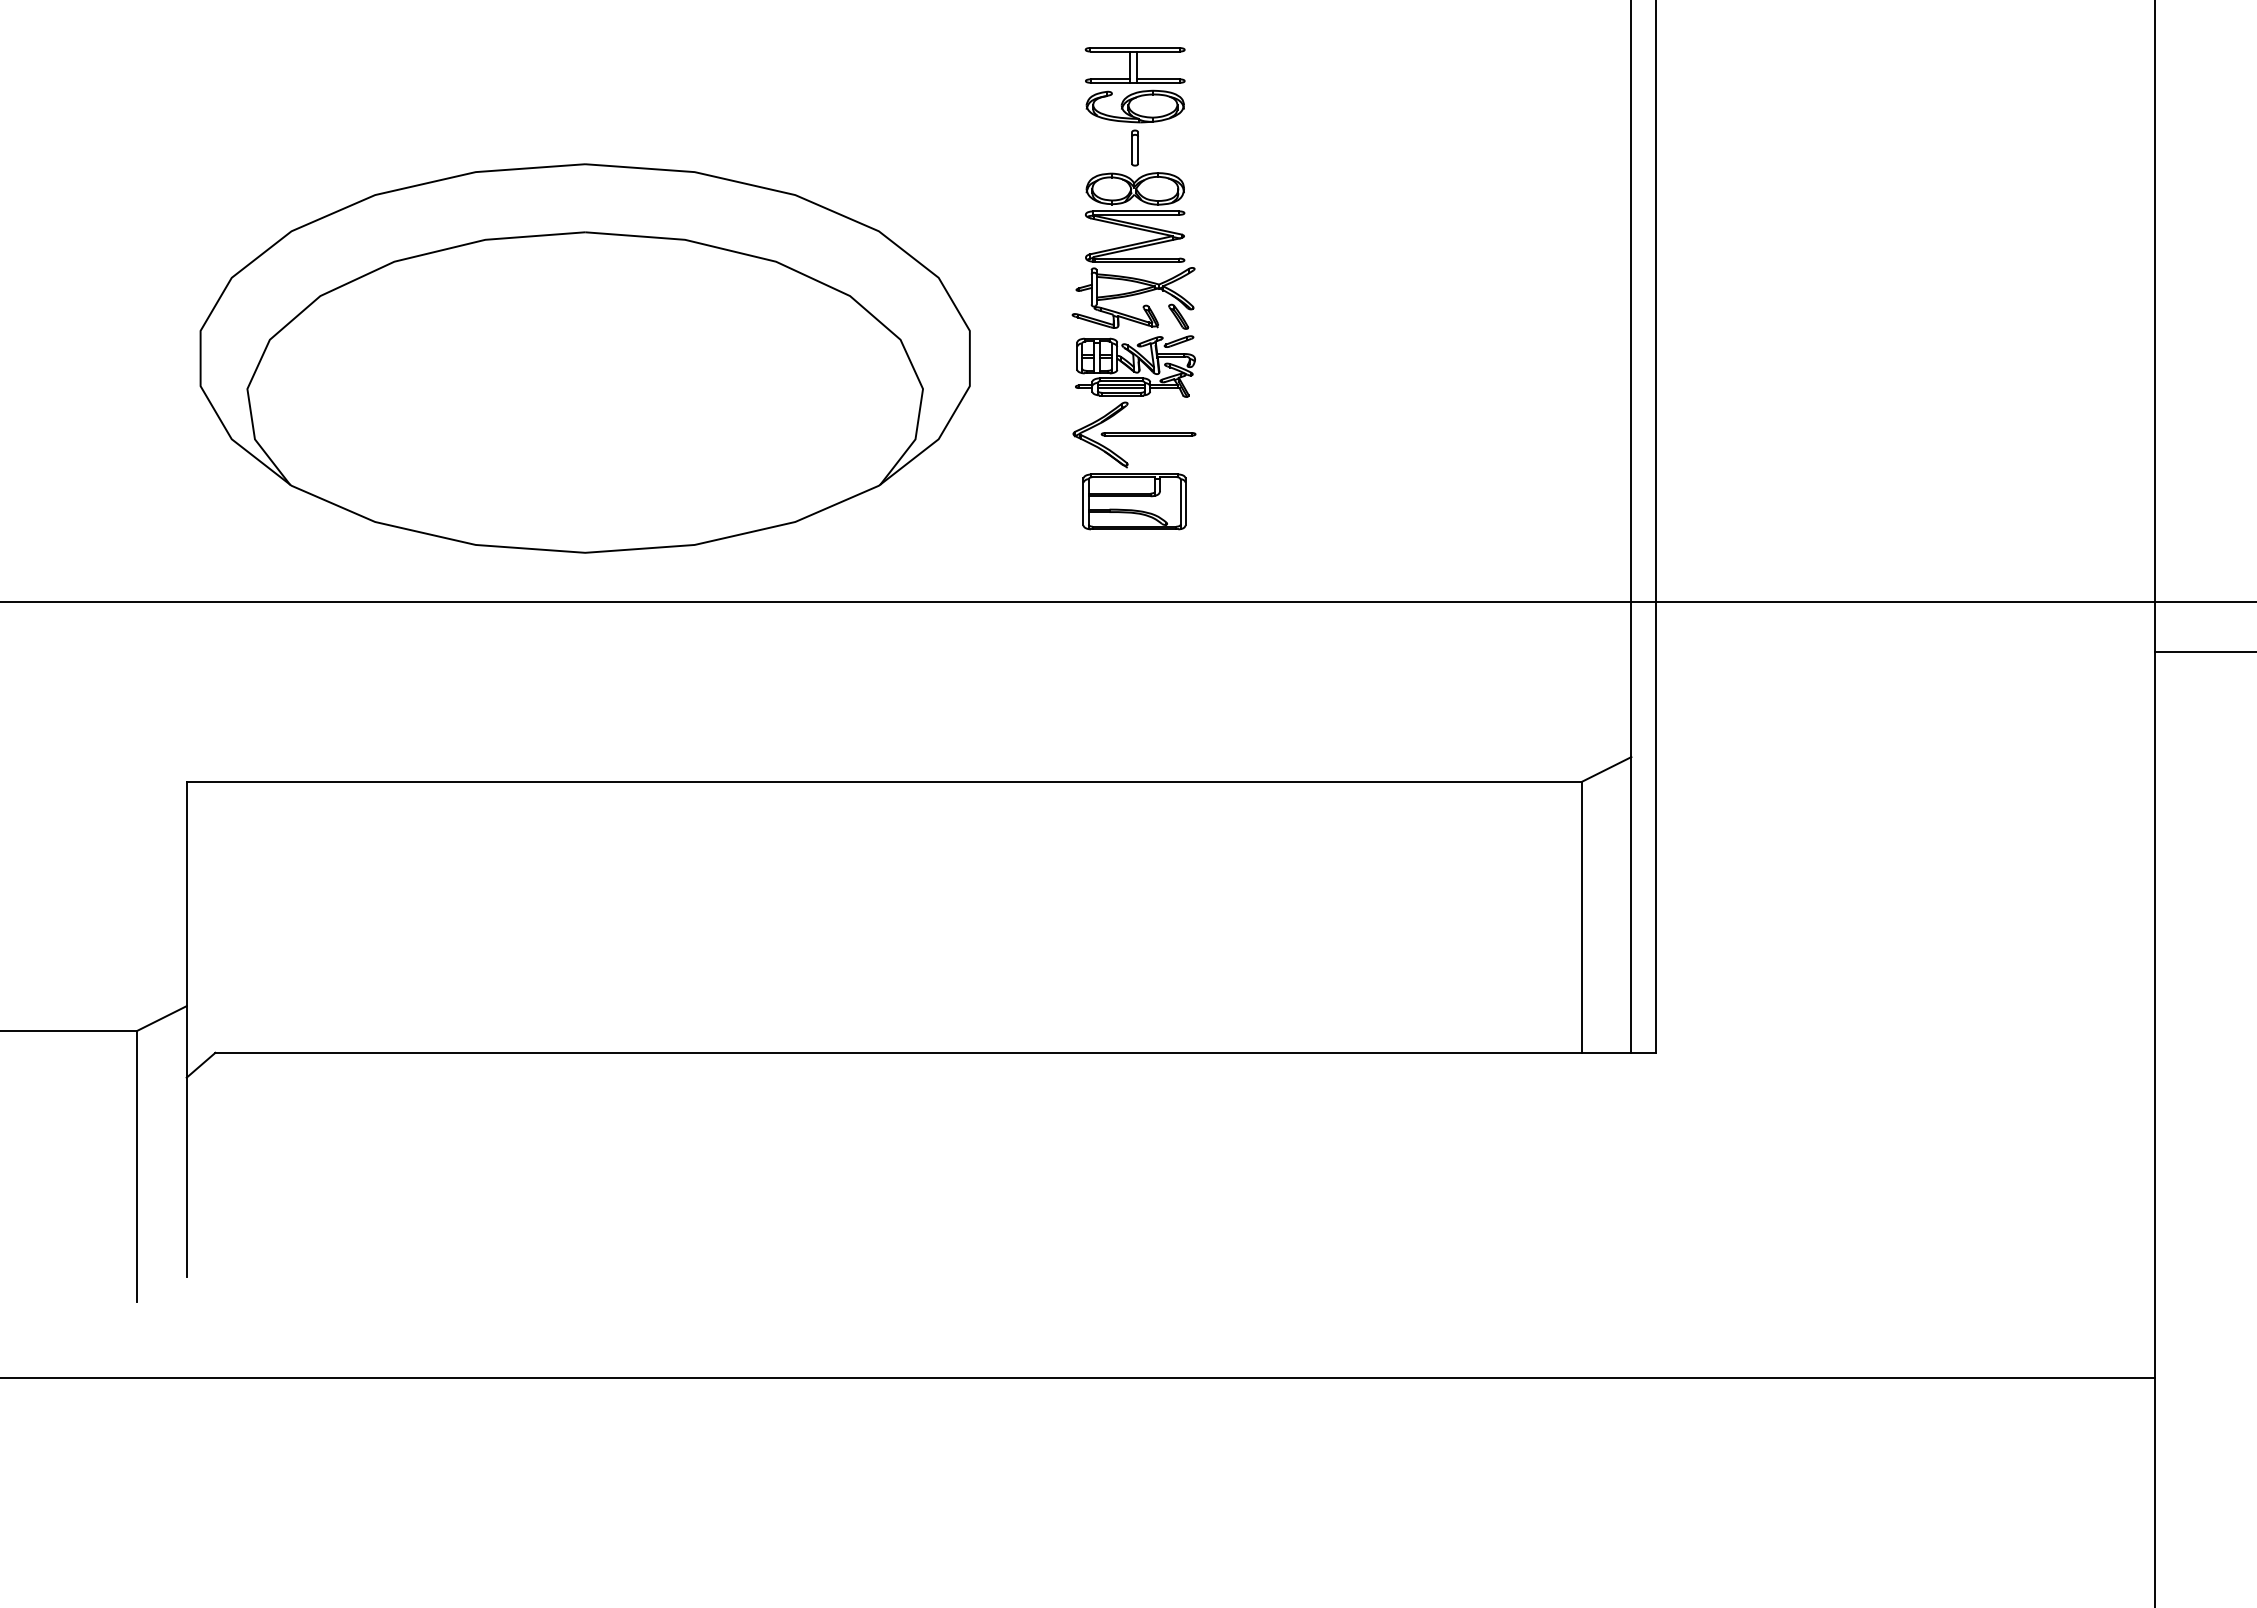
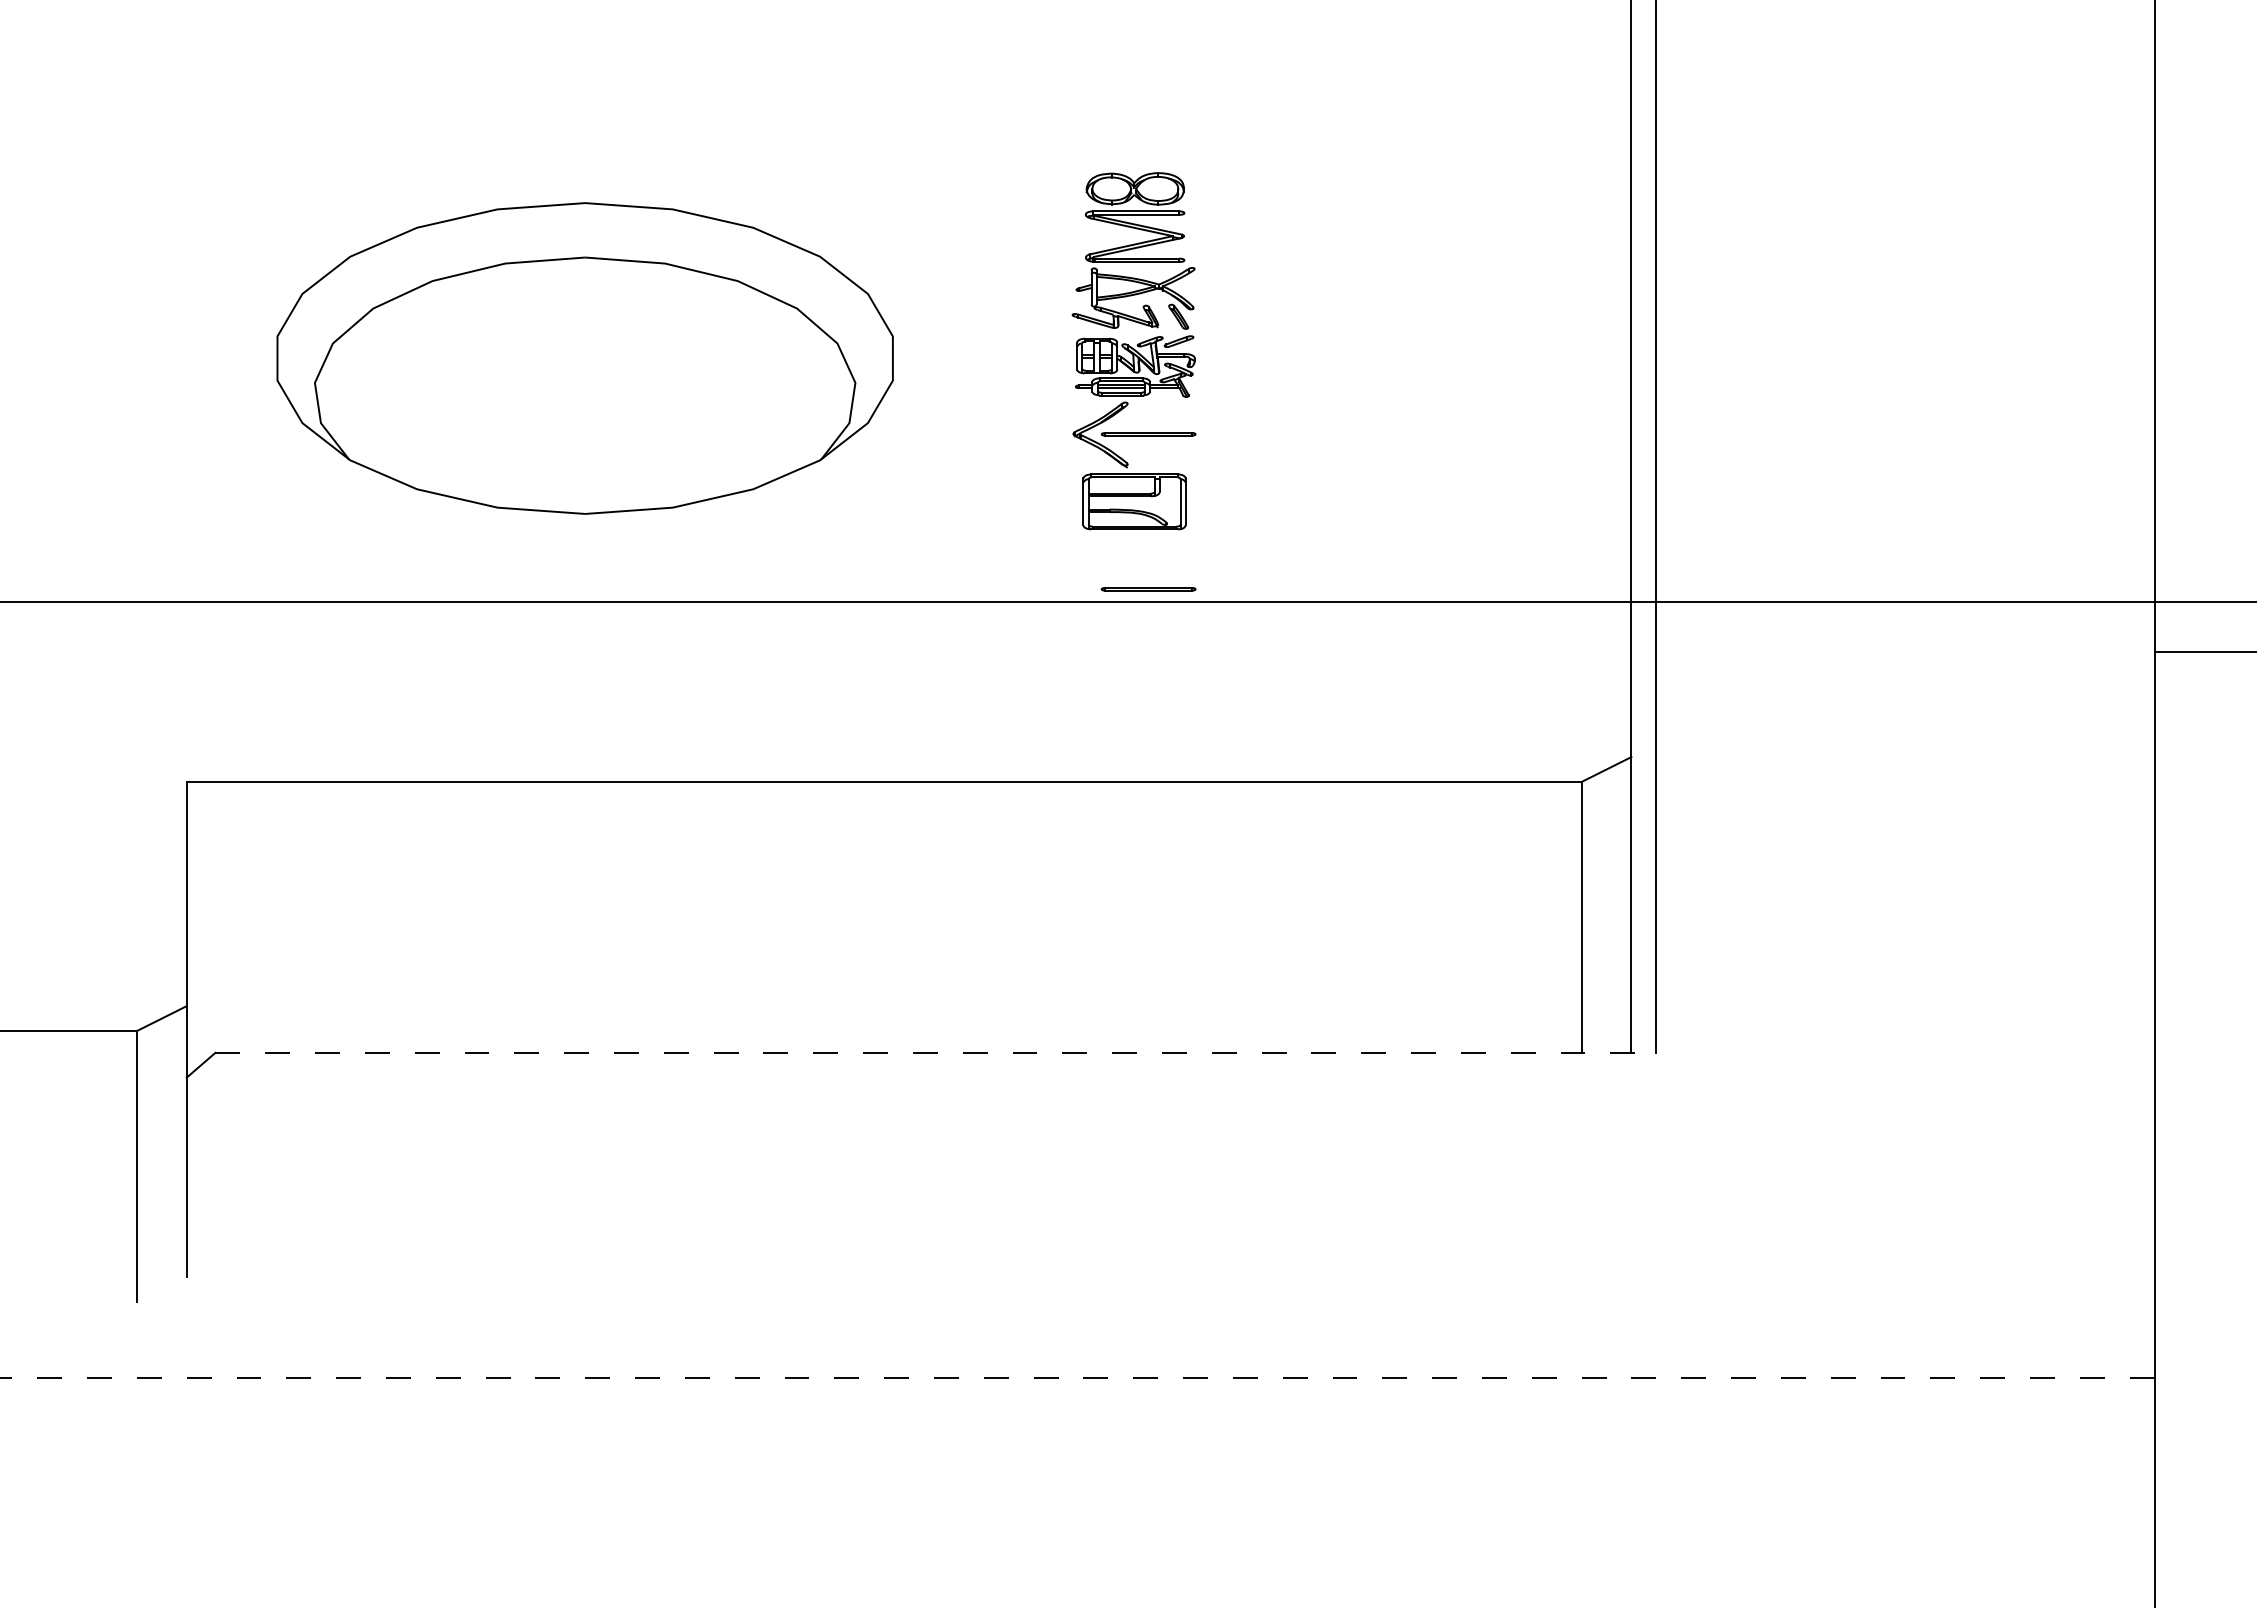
part: present -> none (1134, 106)
part size: 772x391 px -> 618x313 px (584, 358)
line: none -> present (1148, 588)
line: solid -> dashed (936, 1052)
line: solid -> dashed (1077, 1378)
